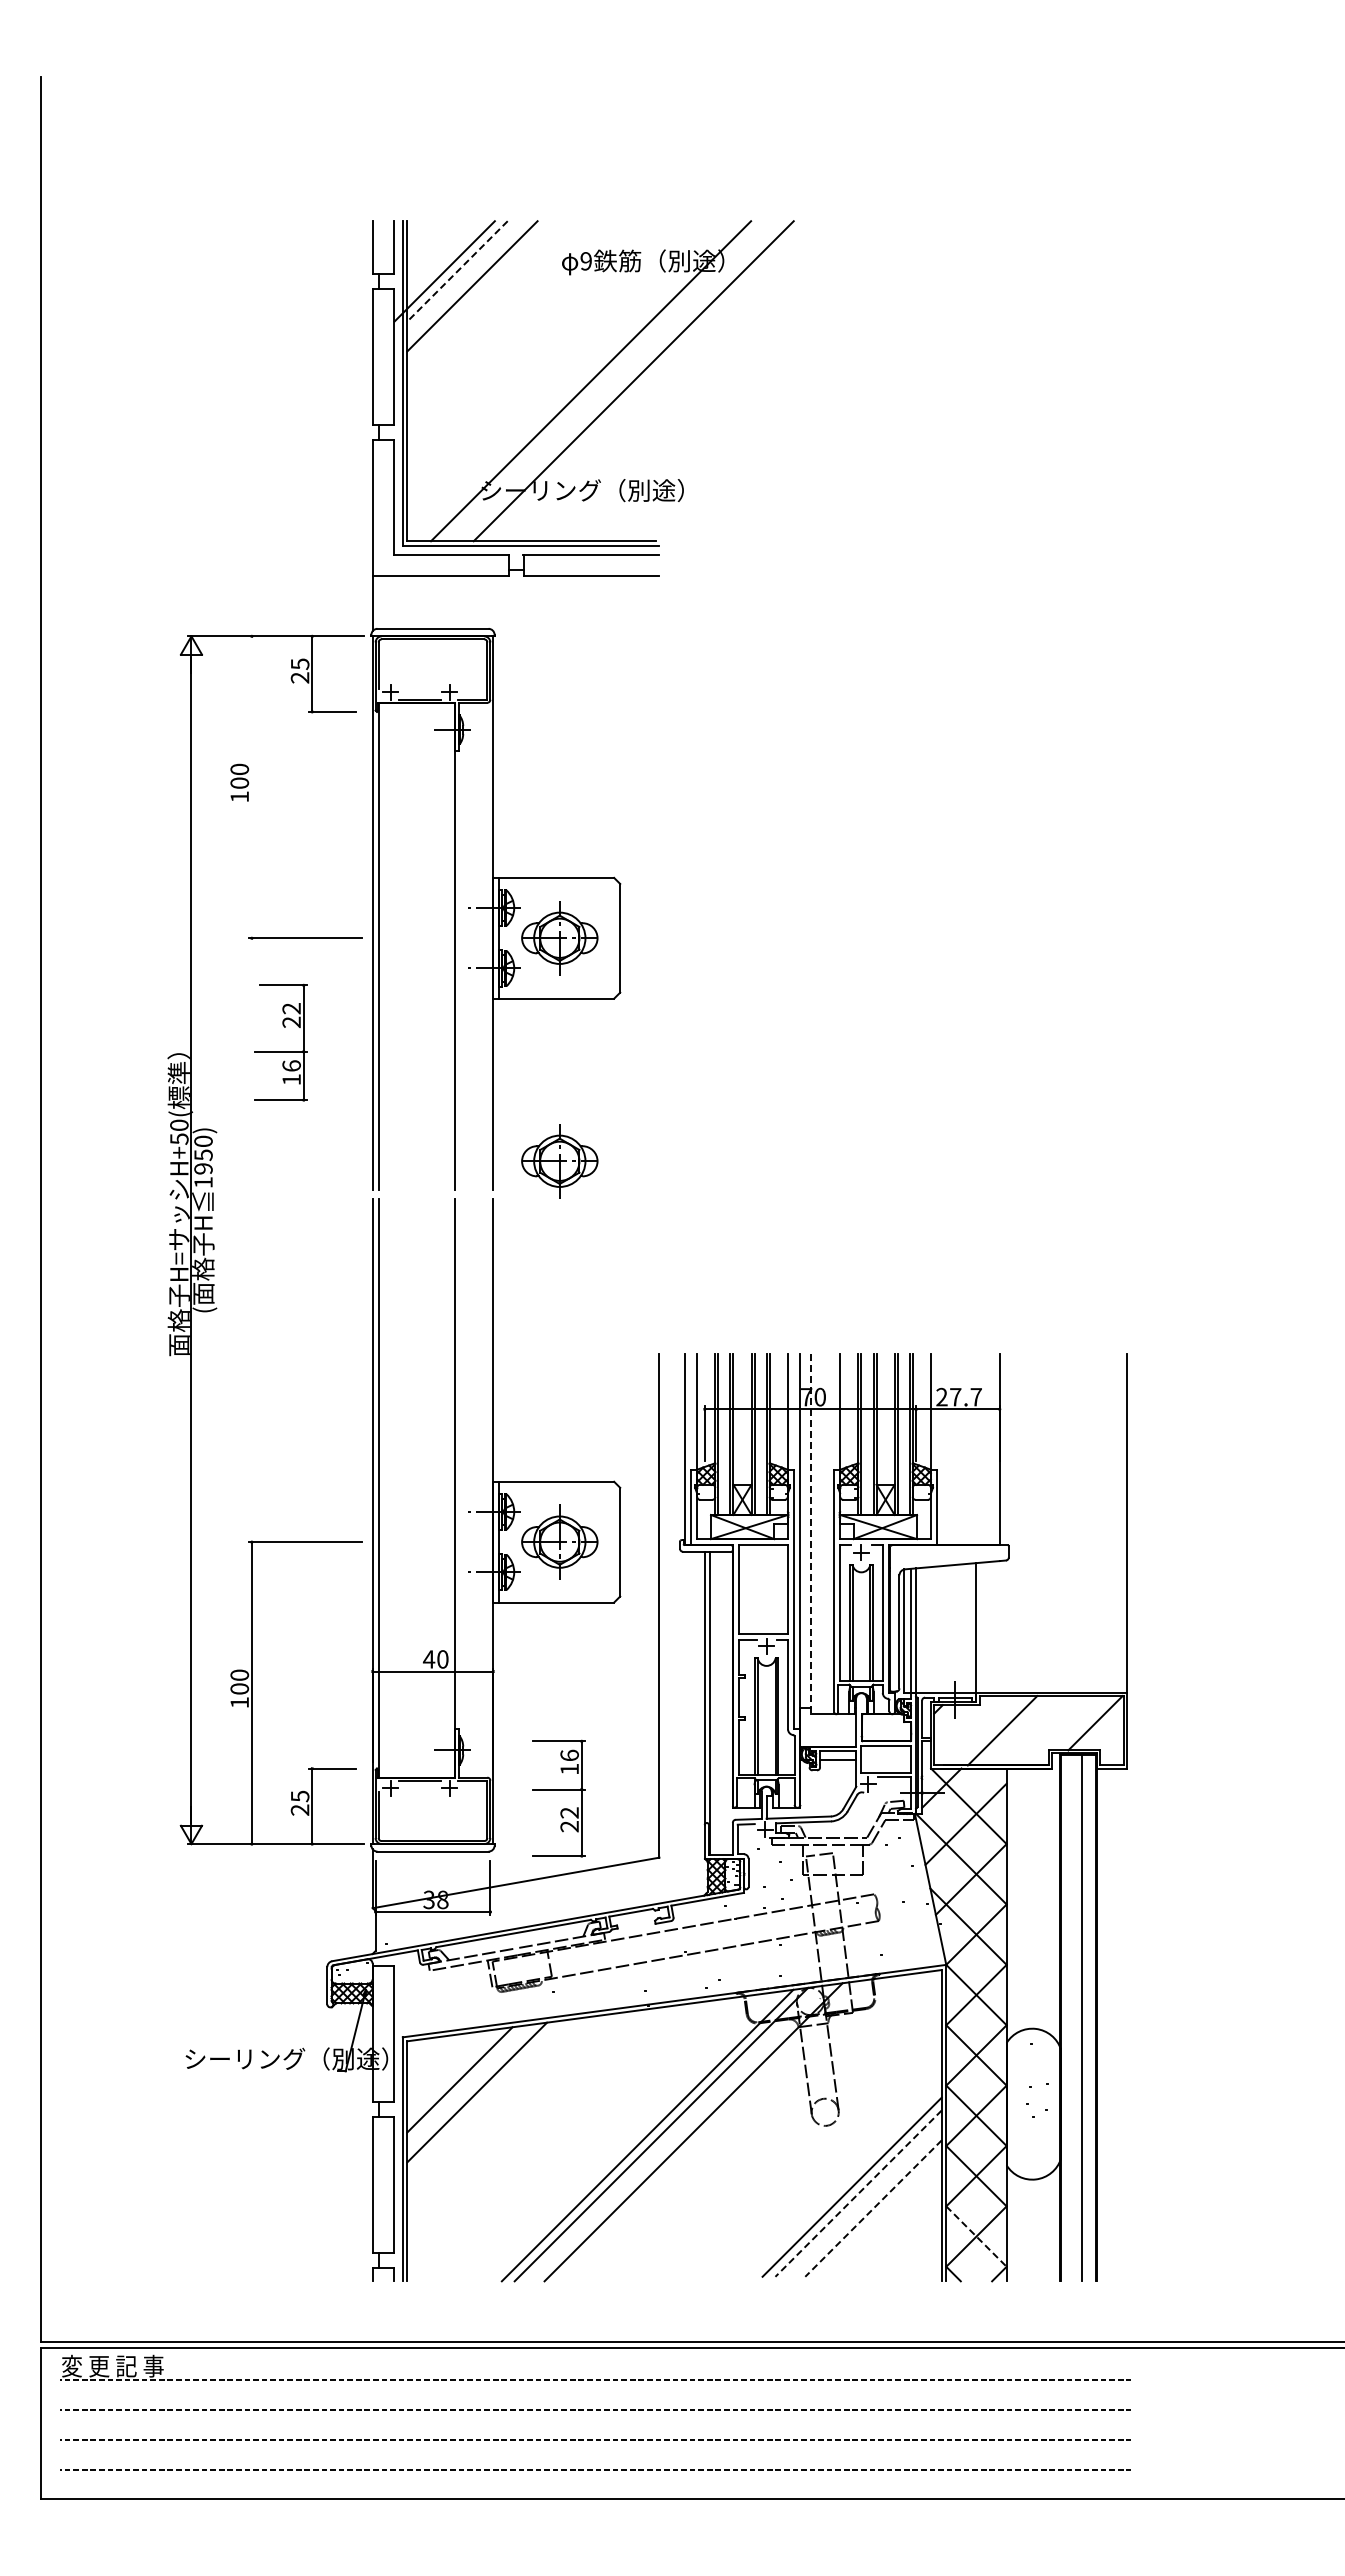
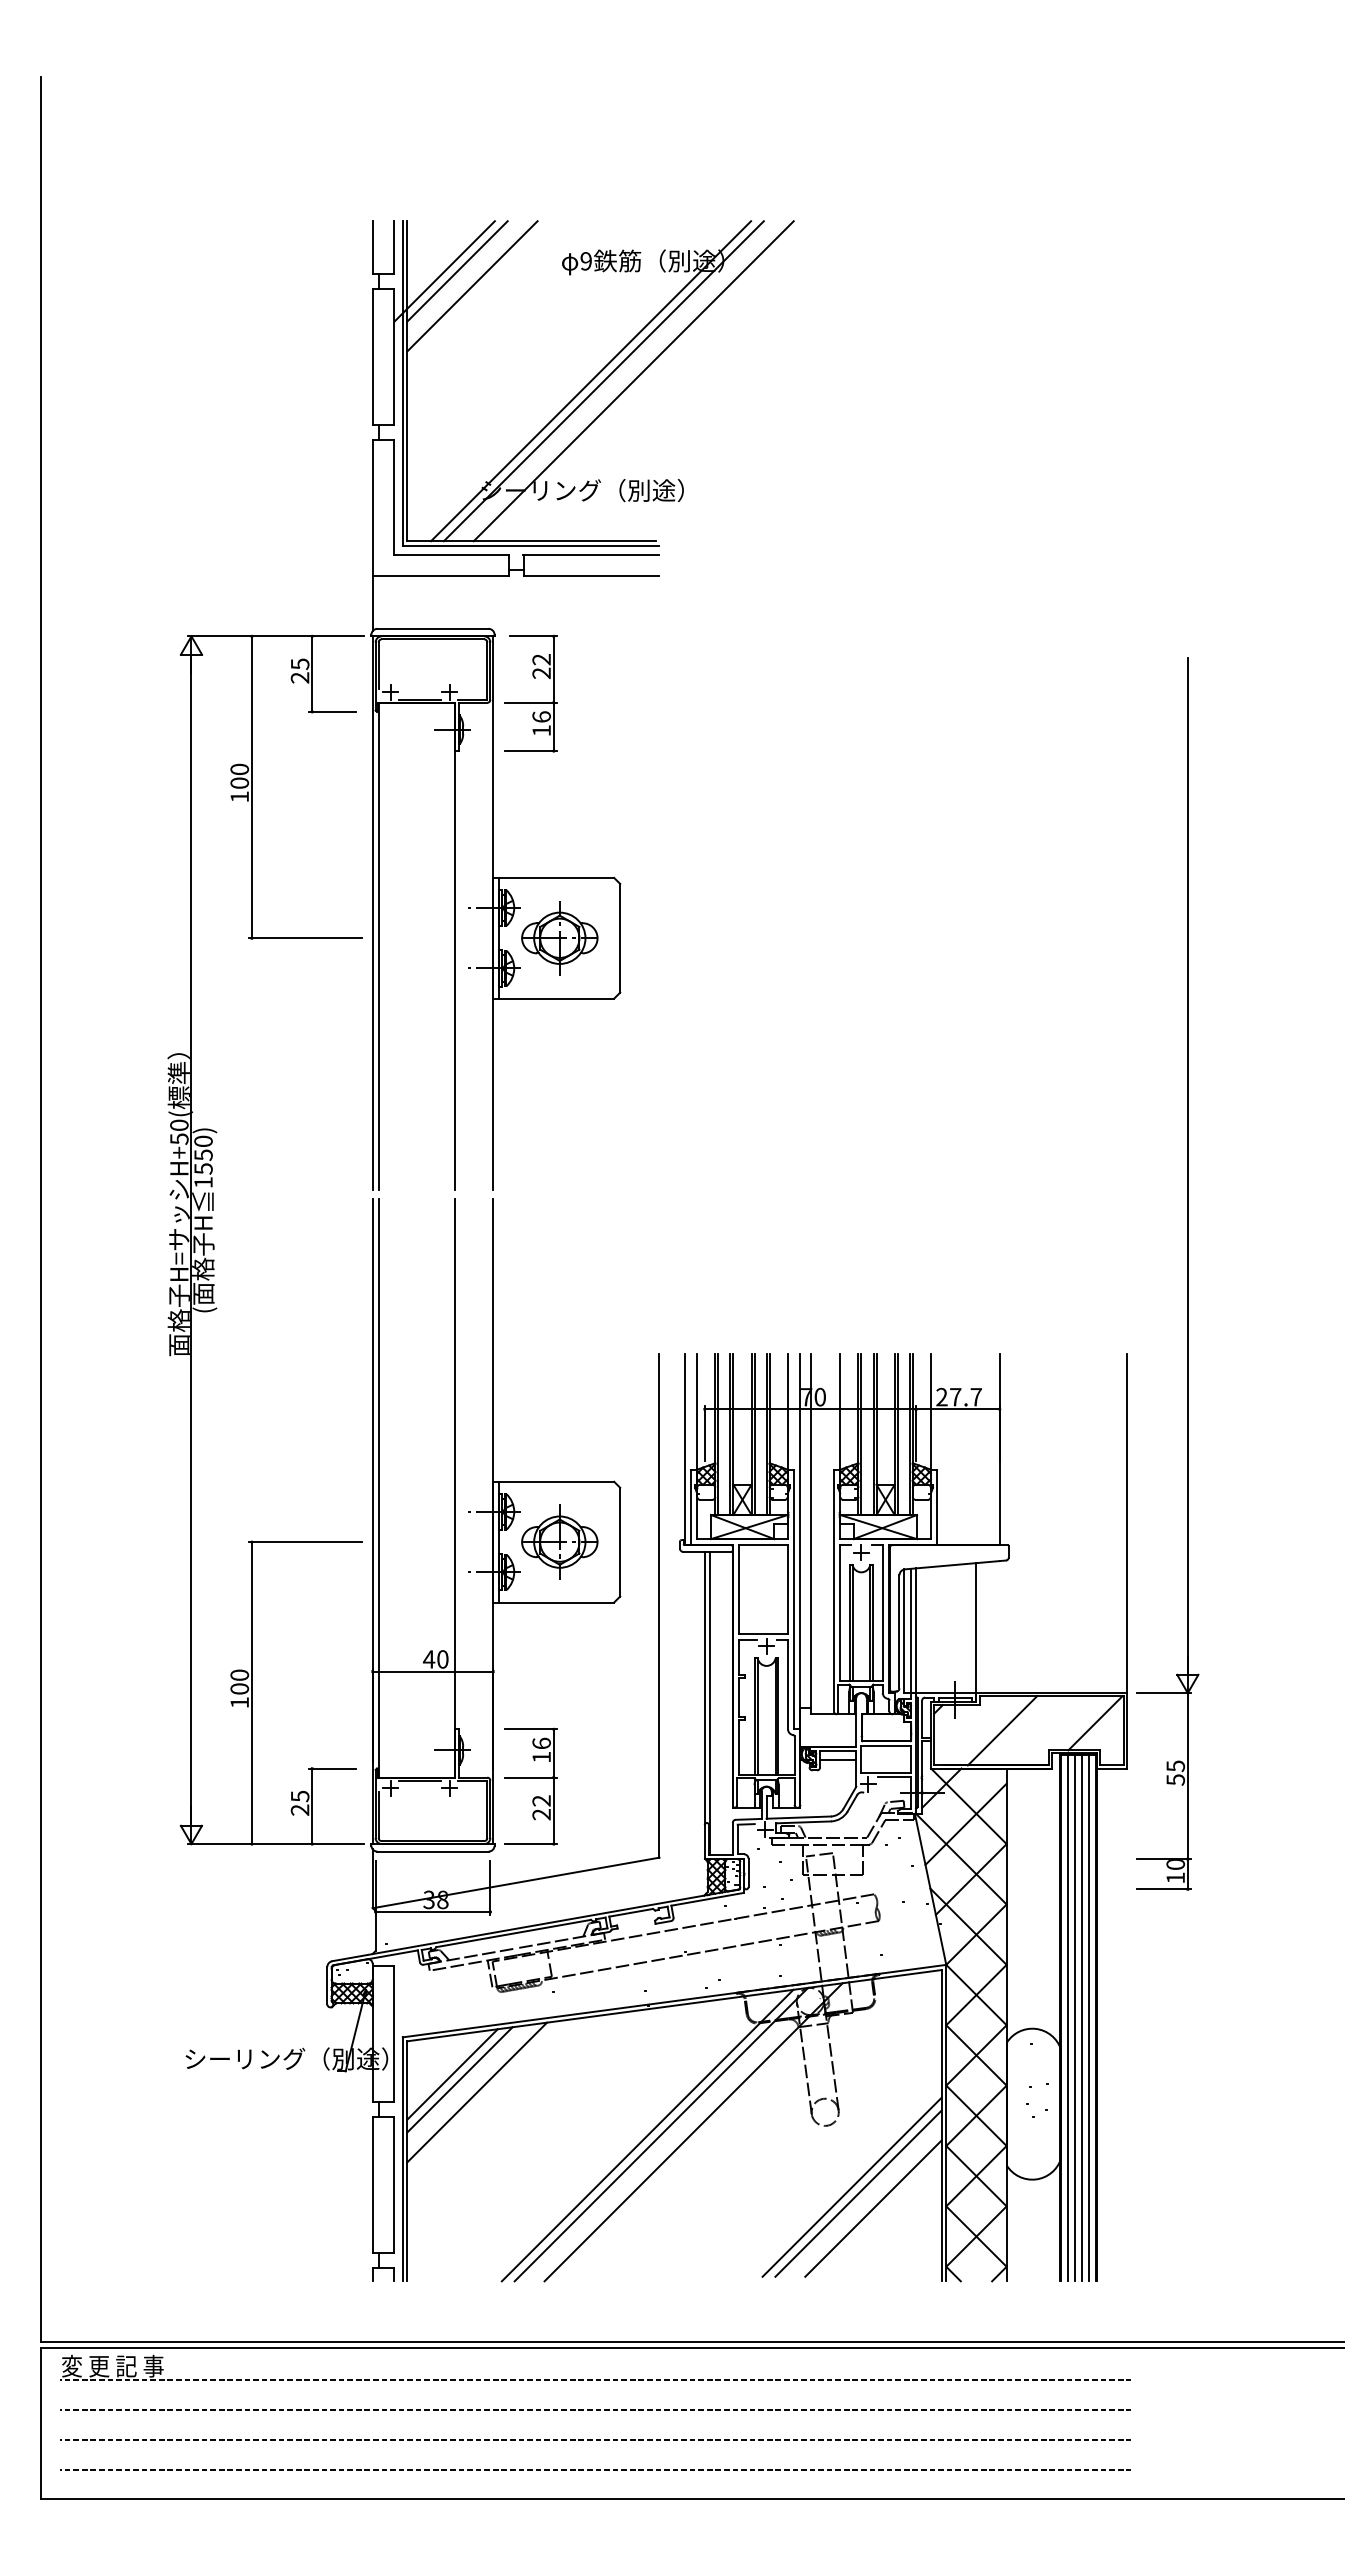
line: dashed -> solid (457, 271)
line: none -> present (603, 381)
line: none -> present (251, 787)
part position: (280, 1051) -> (530, 702) (530, 702)
part: present -> none (559, 1161)
text: 1950) -> 1550) (203, 1168)
part: none -> present (1187, 1273)
line: dashed -> solid (811, 1534)
part position: (558, 1790) -> (530, 1778) (530, 1778)
line: none -> present (1067, 2018)
line: none -> present (1074, 2018)
line: none -> present (1088, 2018)
line: none -> present (452, 2074)
line: dashed -> solid (858, 2193)
line: dashed -> solid (873, 2208)
line: dashed -> solid (976, 2236)
